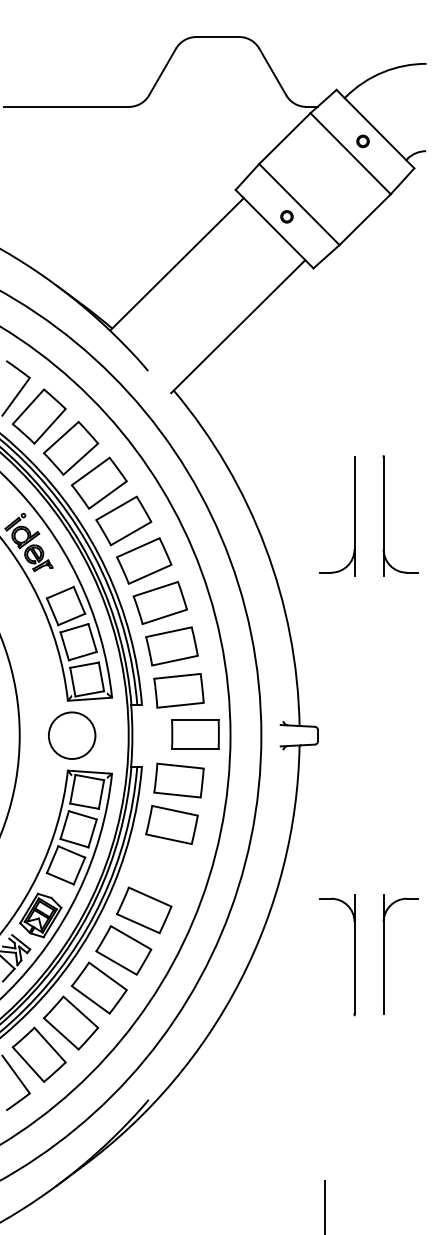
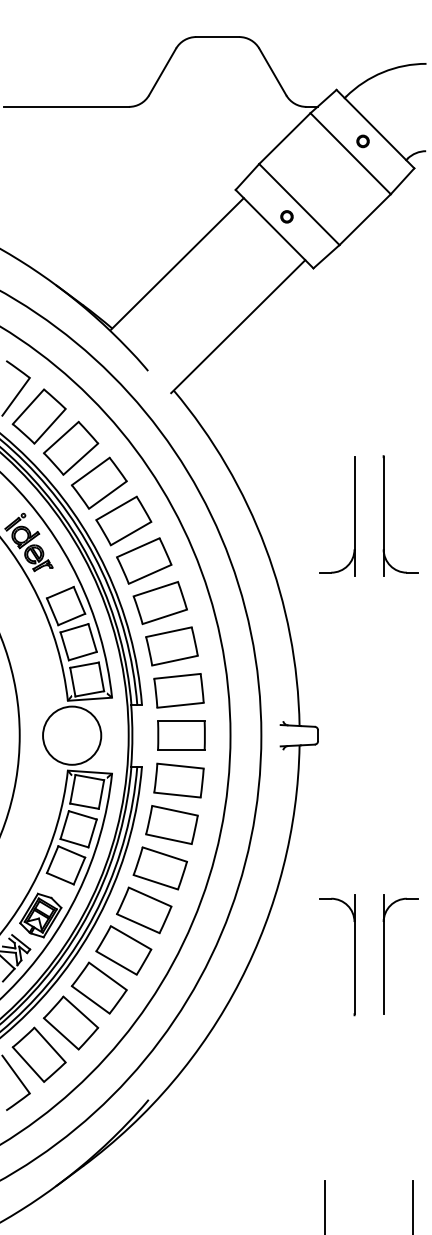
part position: (195, 734) -> (181, 735) (181, 735)
circle diameter: 47 px -> 58 px (72, 735)
part: none -> present (159, 868)
line: none -> present (412, 1206)
